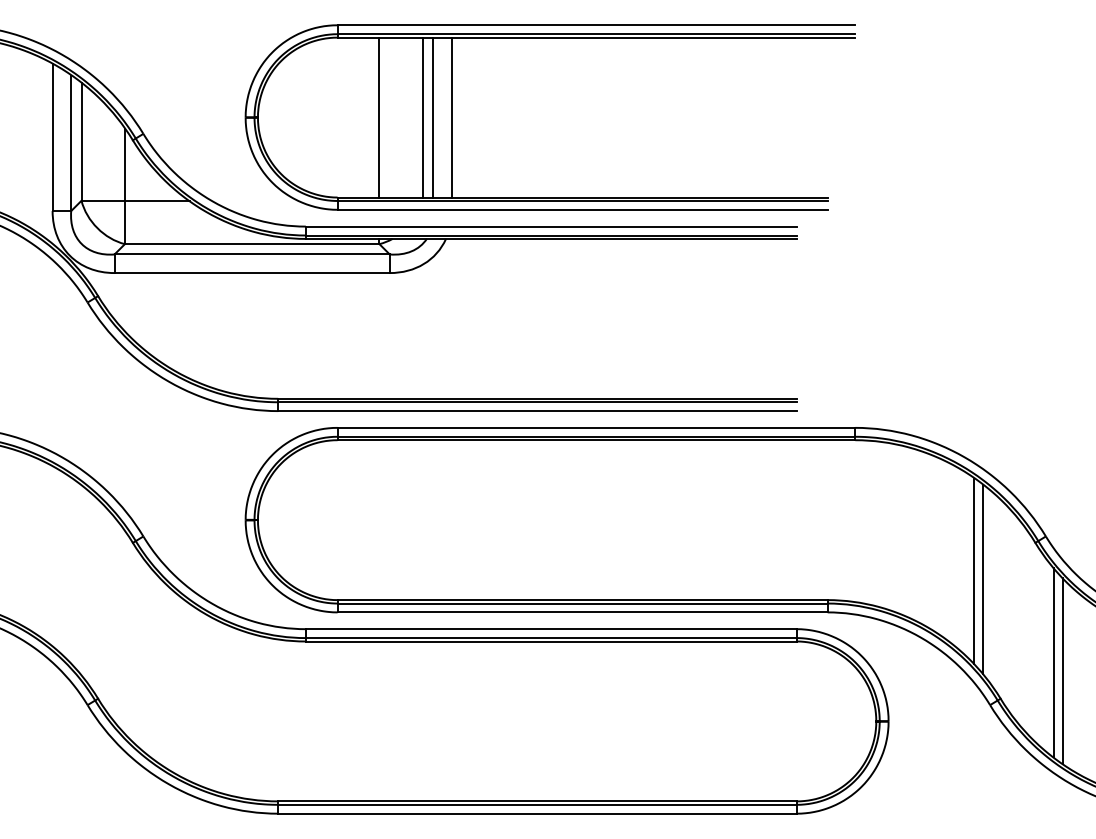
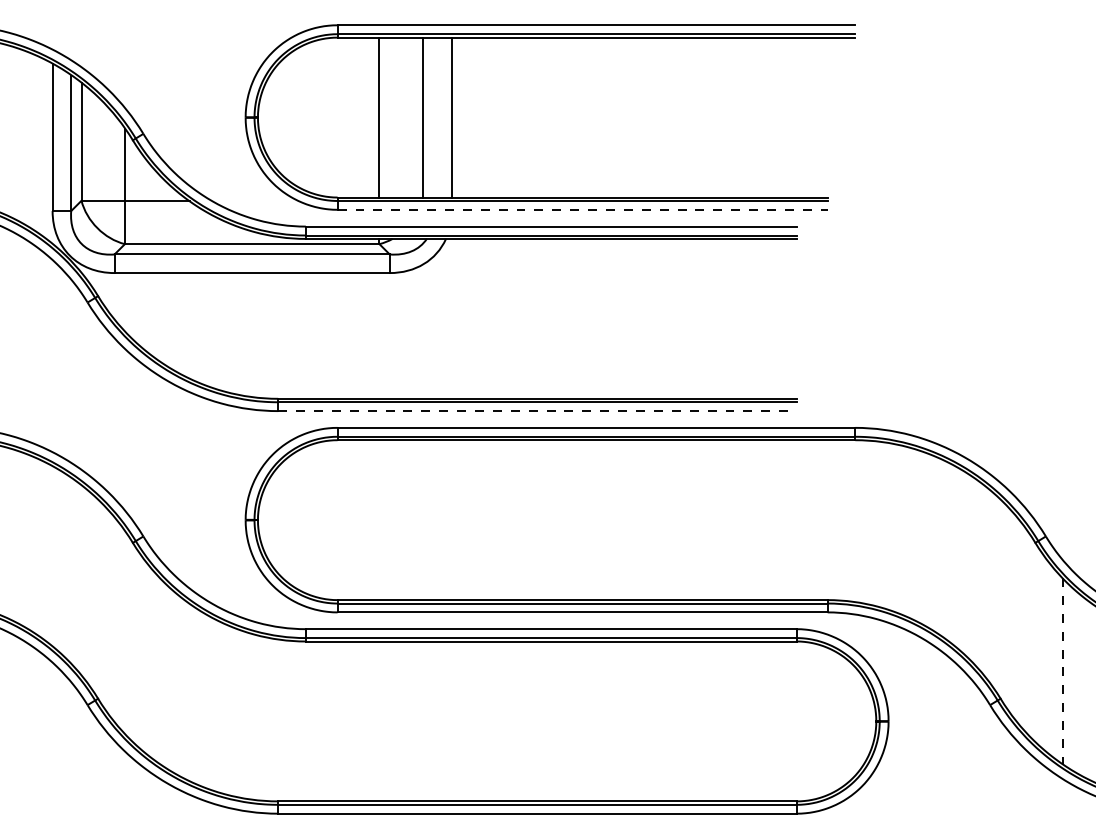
line: present -> none (433, 117)
line: solid -> dashed (583, 209)
line: solid -> dashed (537, 411)
line: present -> none (973, 571)
line: present -> none (982, 579)
line: present -> none (1054, 662)
line: solid -> dashed (1063, 670)
